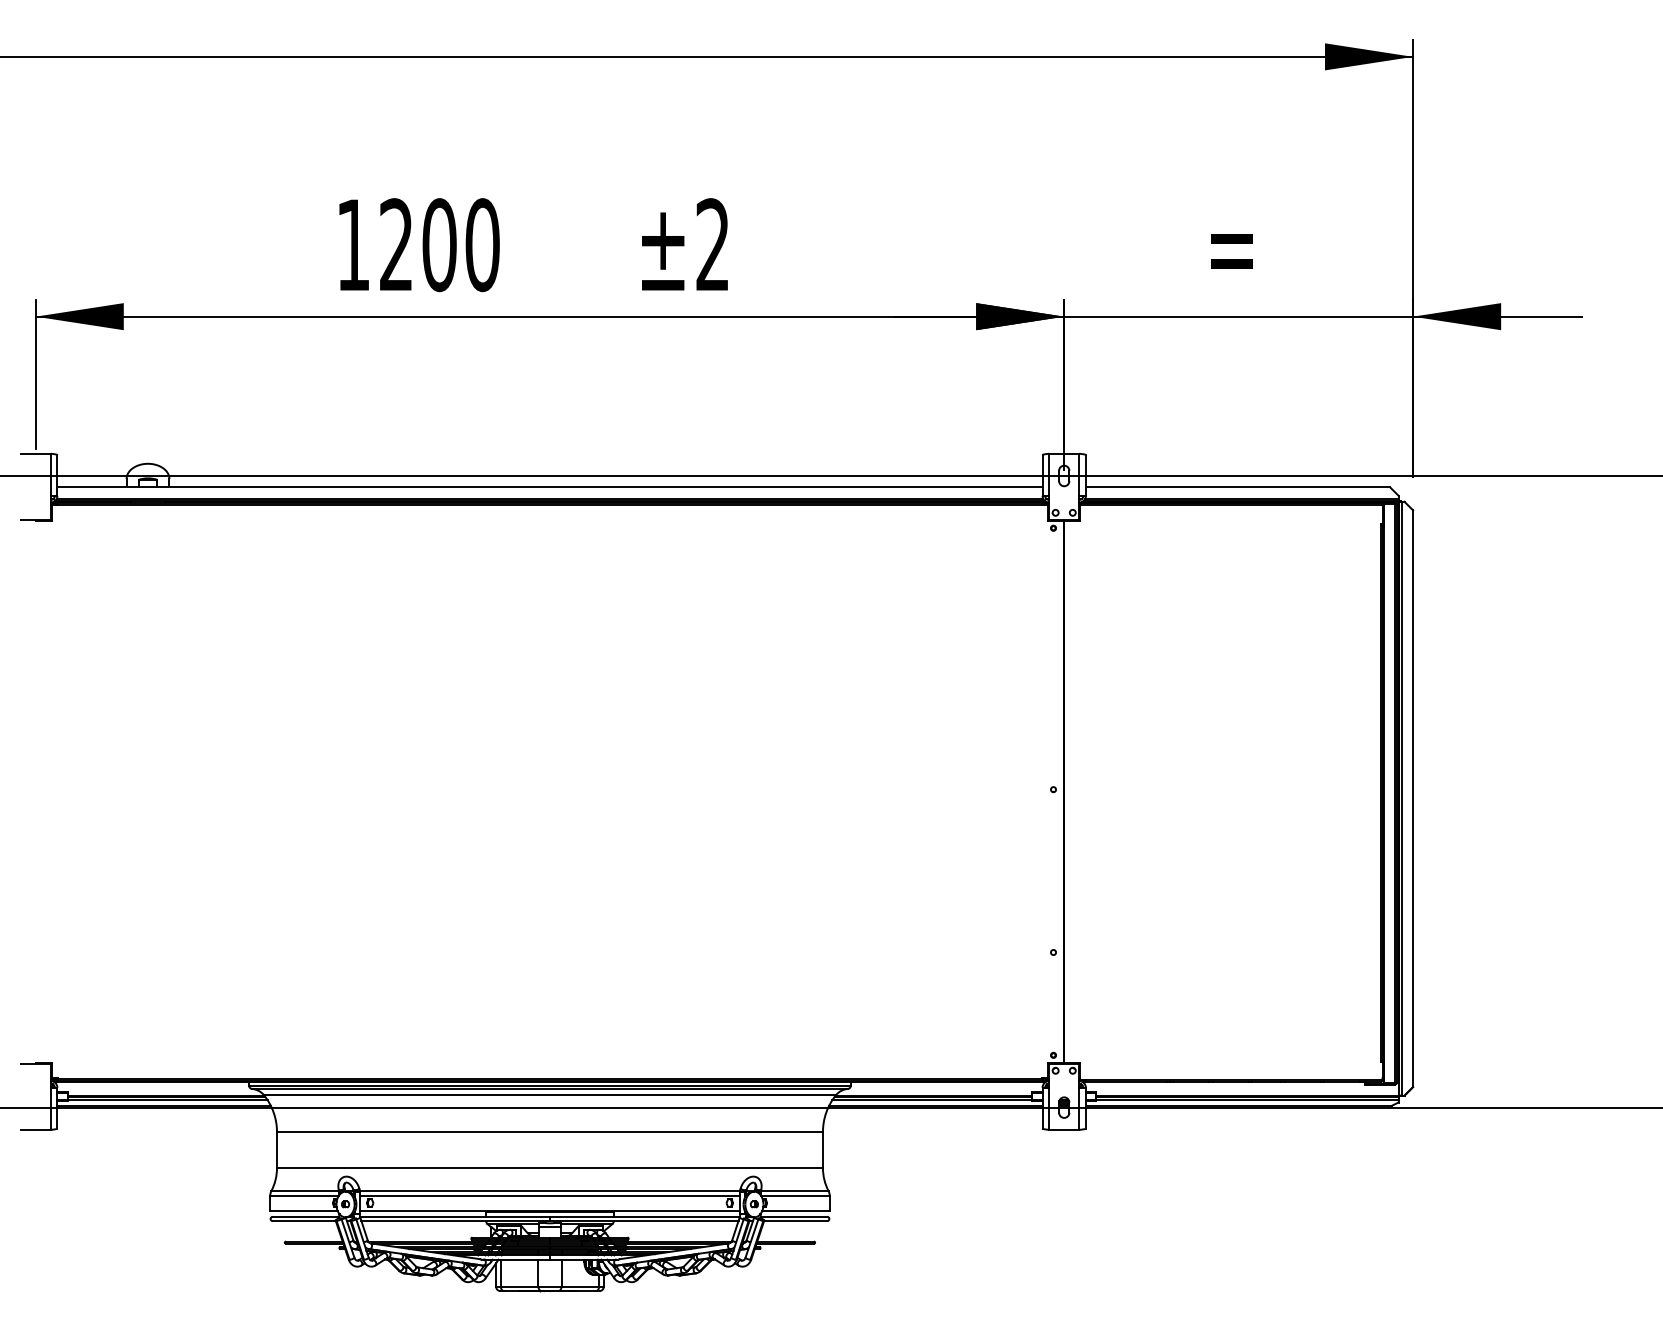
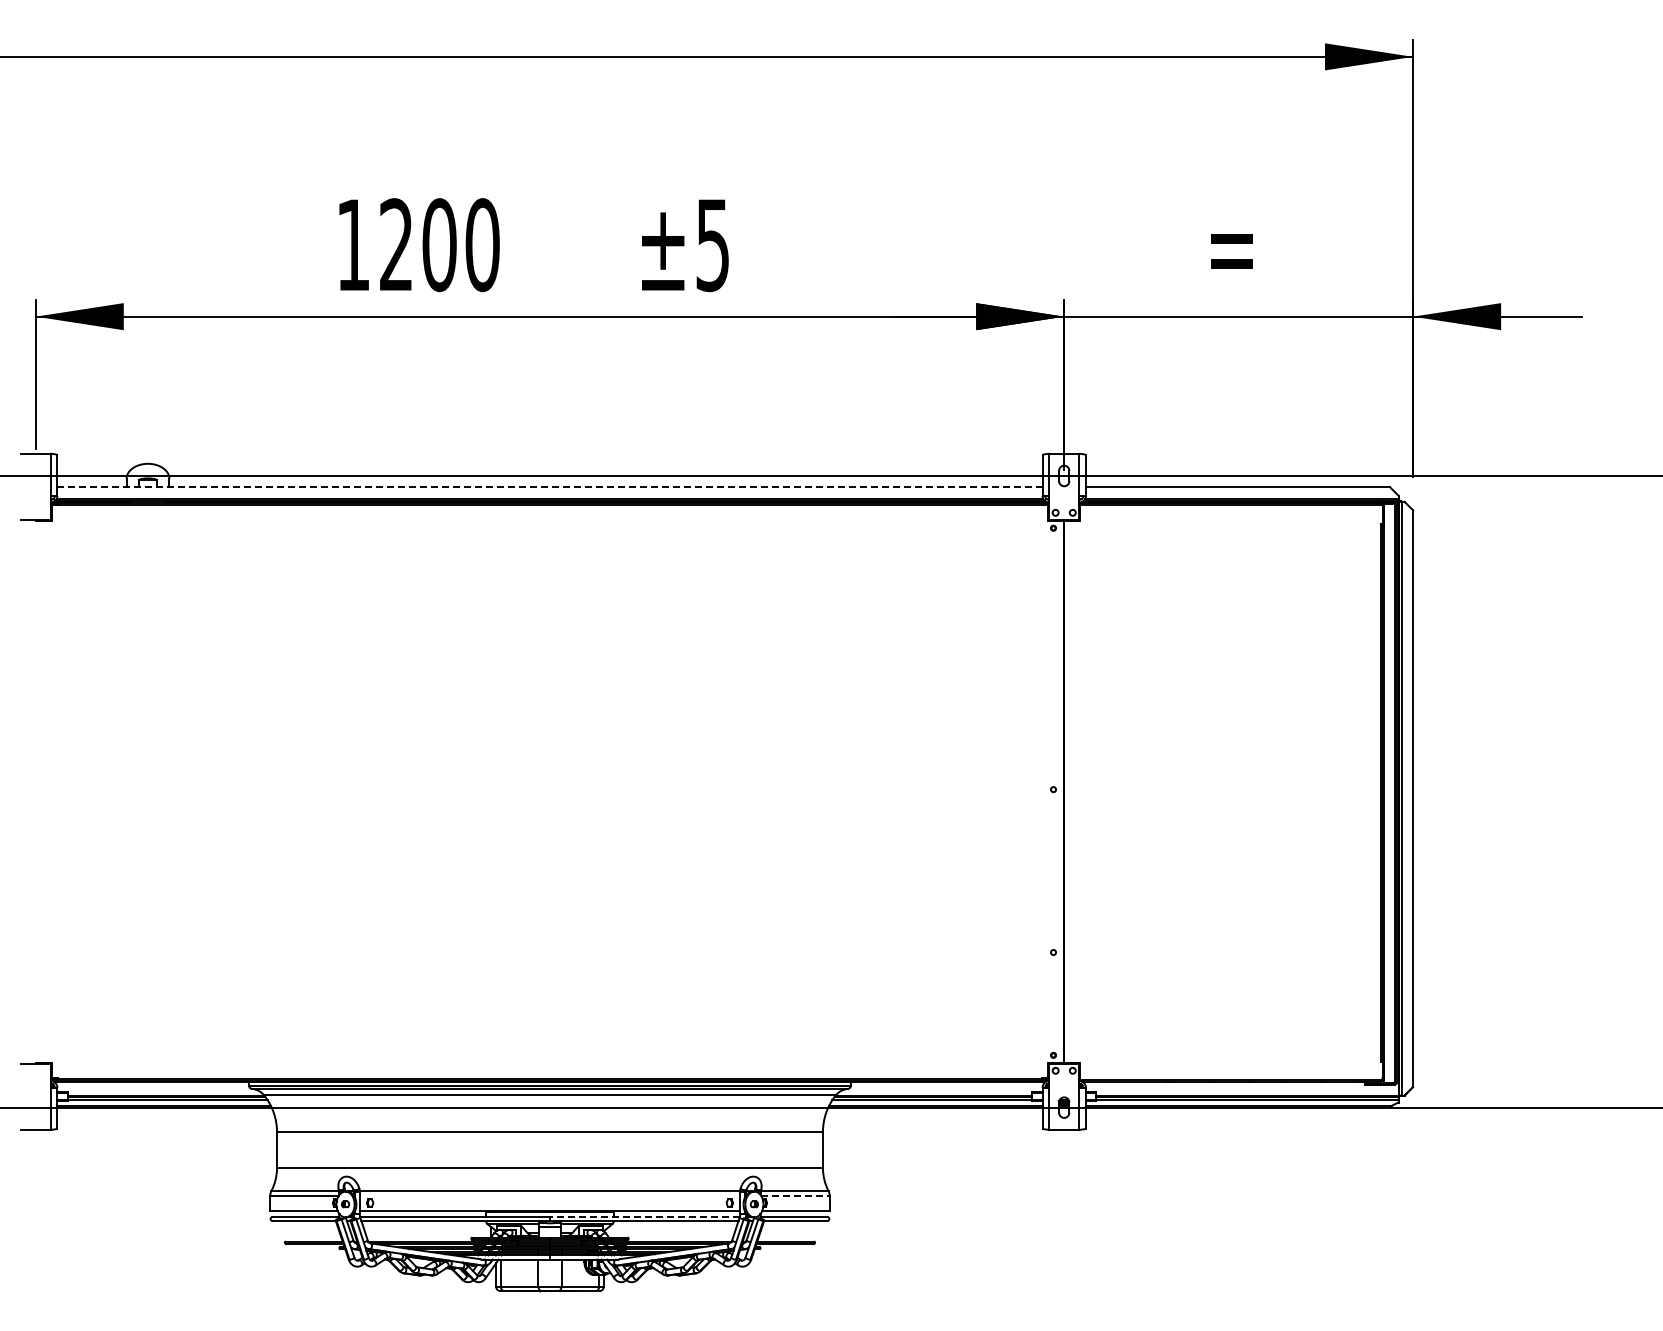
text: ±2 -> ±5 (712, 245)
line: solid -> dashed (549, 487)
line: present -> none (549, 1196)
line: solid -> dashed (796, 1196)
line: solid -> dashed (644, 1216)
